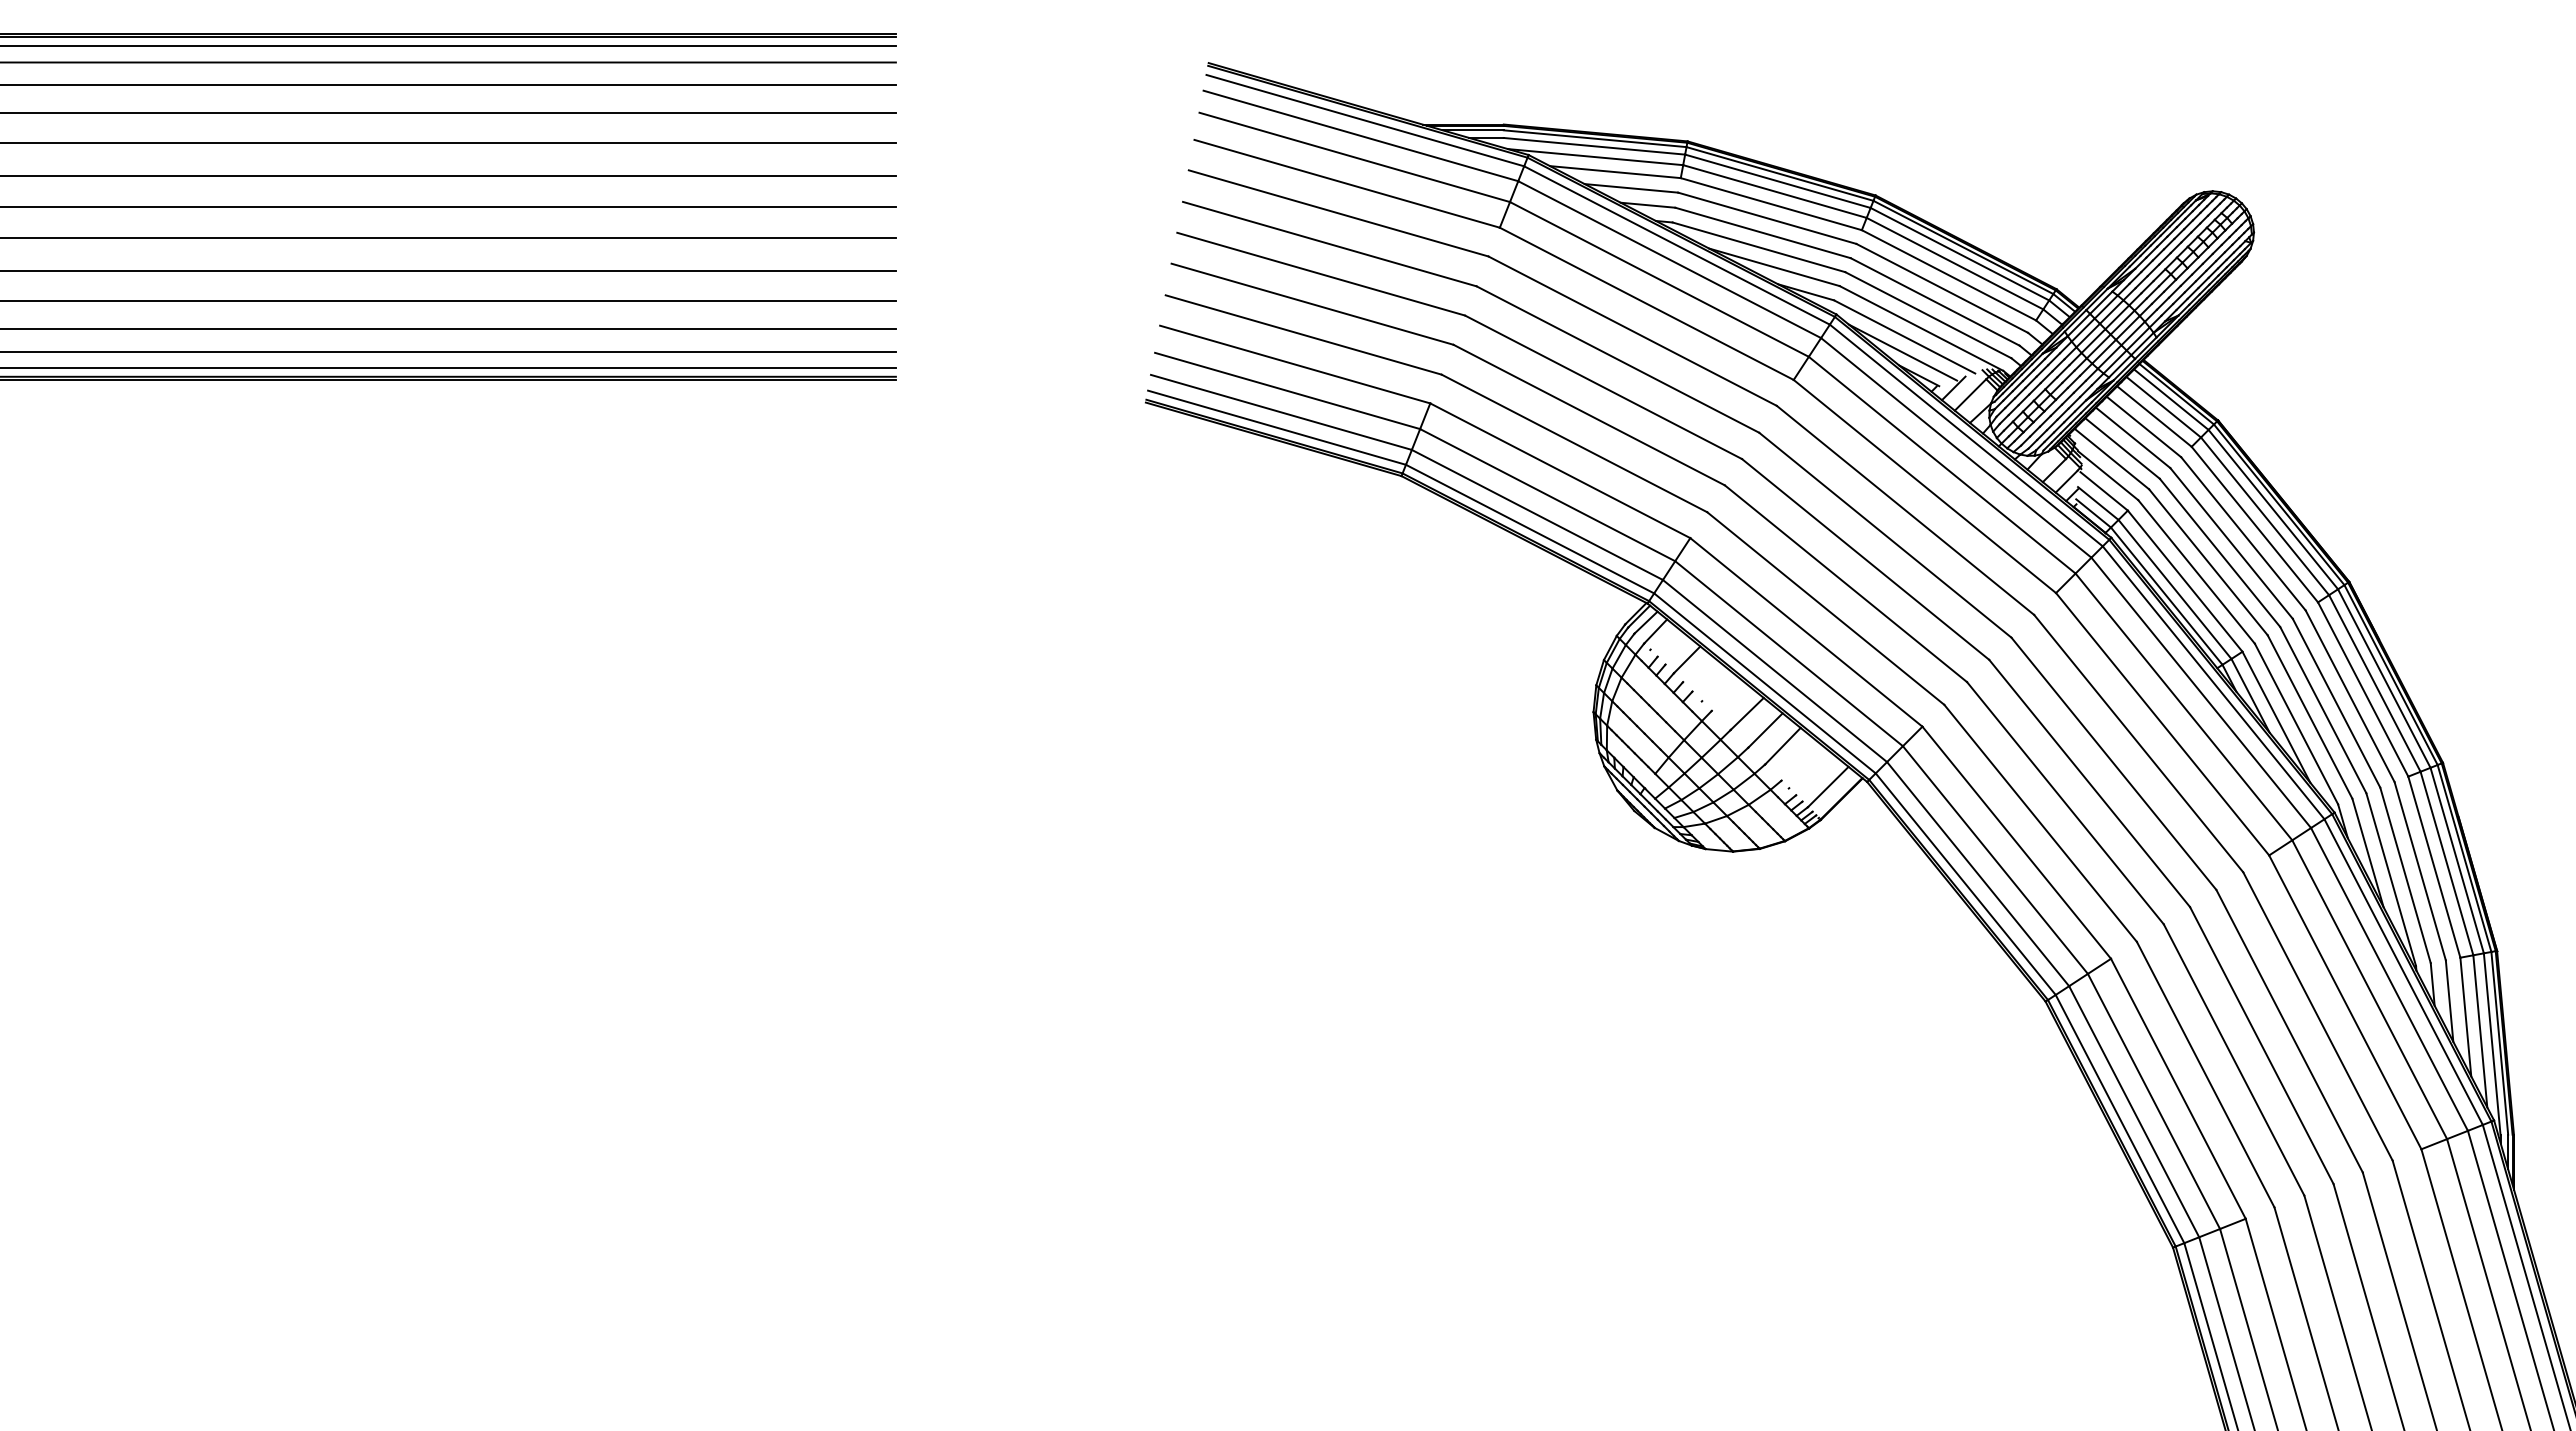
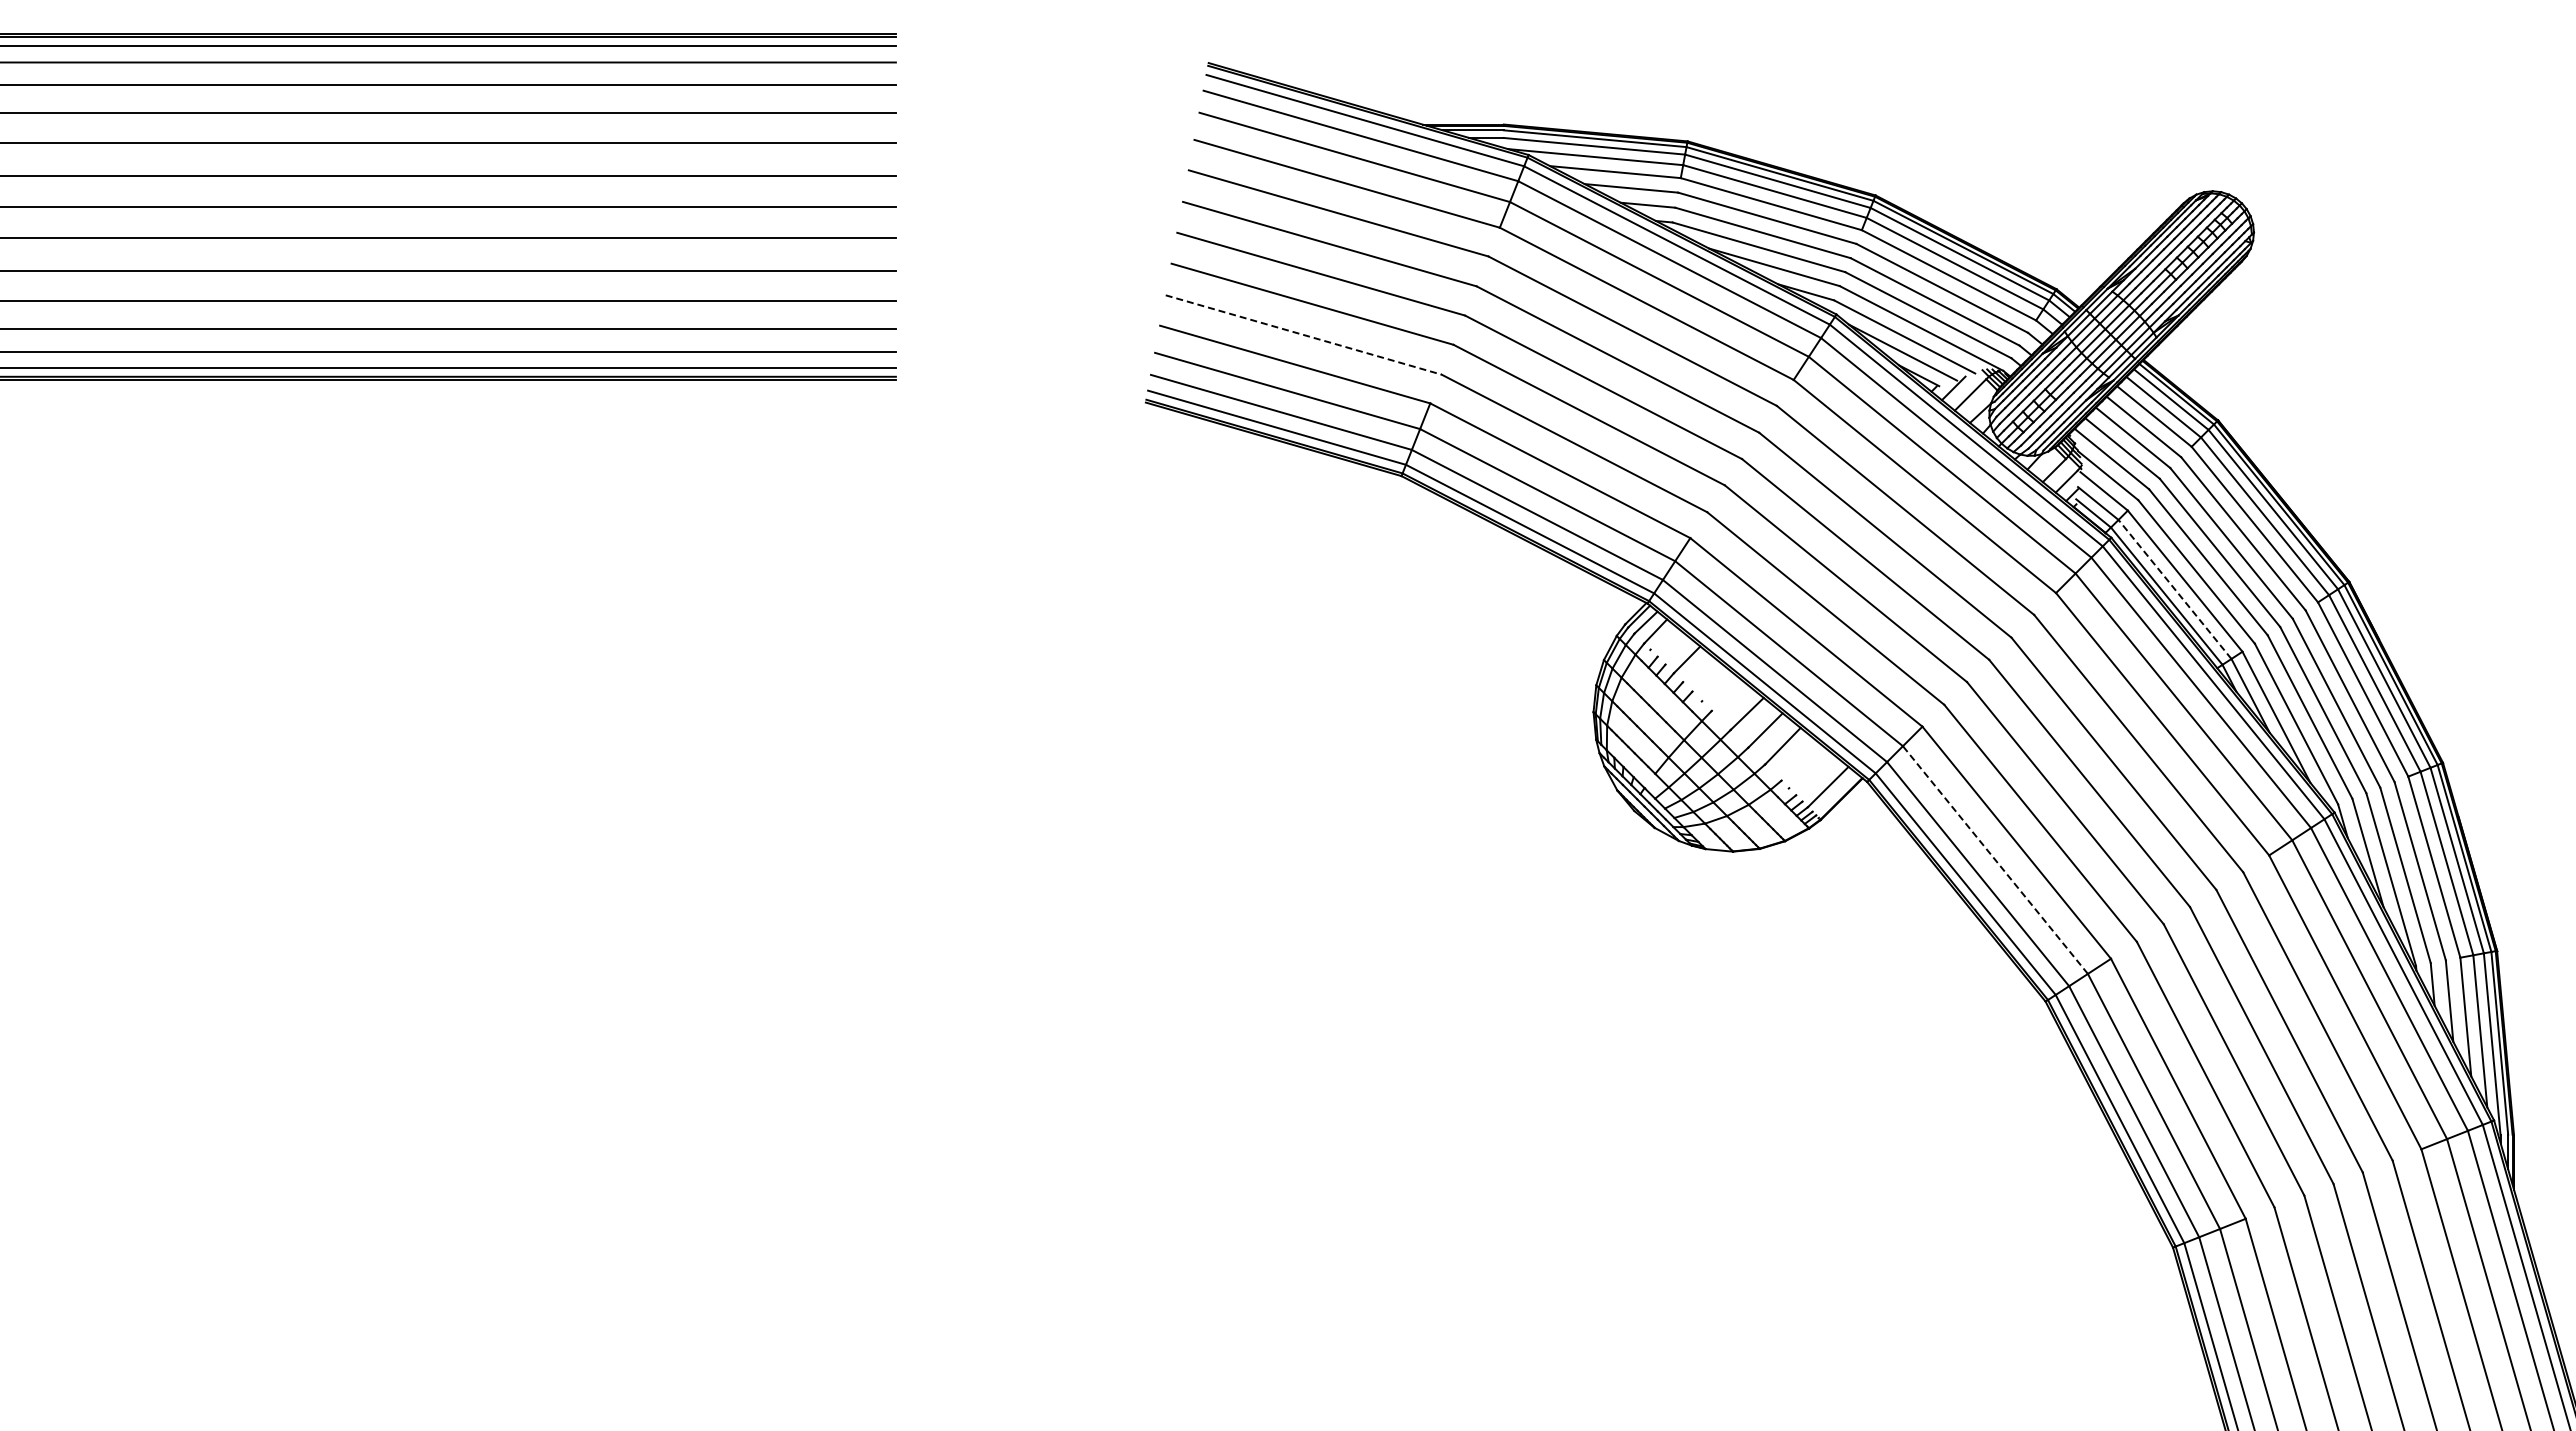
line: solid -> dashed (1303, 334)
line: solid -> dashed (2175, 589)
line: solid -> dashed (1995, 860)
